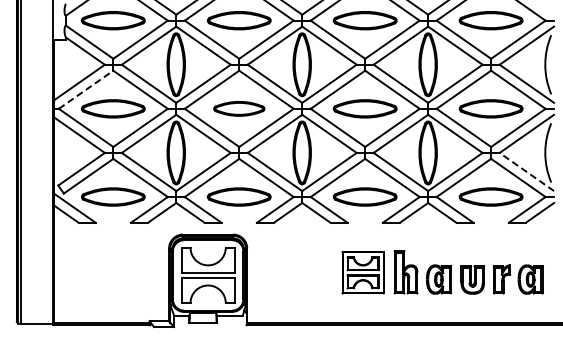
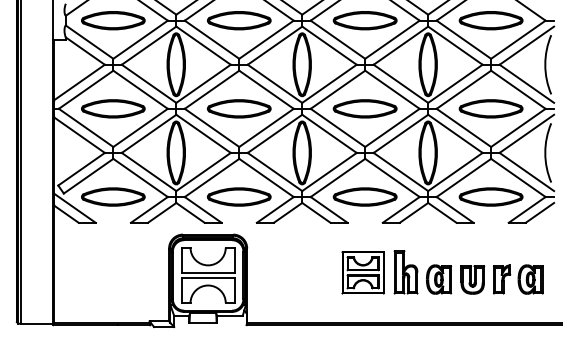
line: dashed -> solid (86, 89)
part size: 53x16 px -> 65x20 px (239, 108)
line: dashed -> solid (526, 171)
